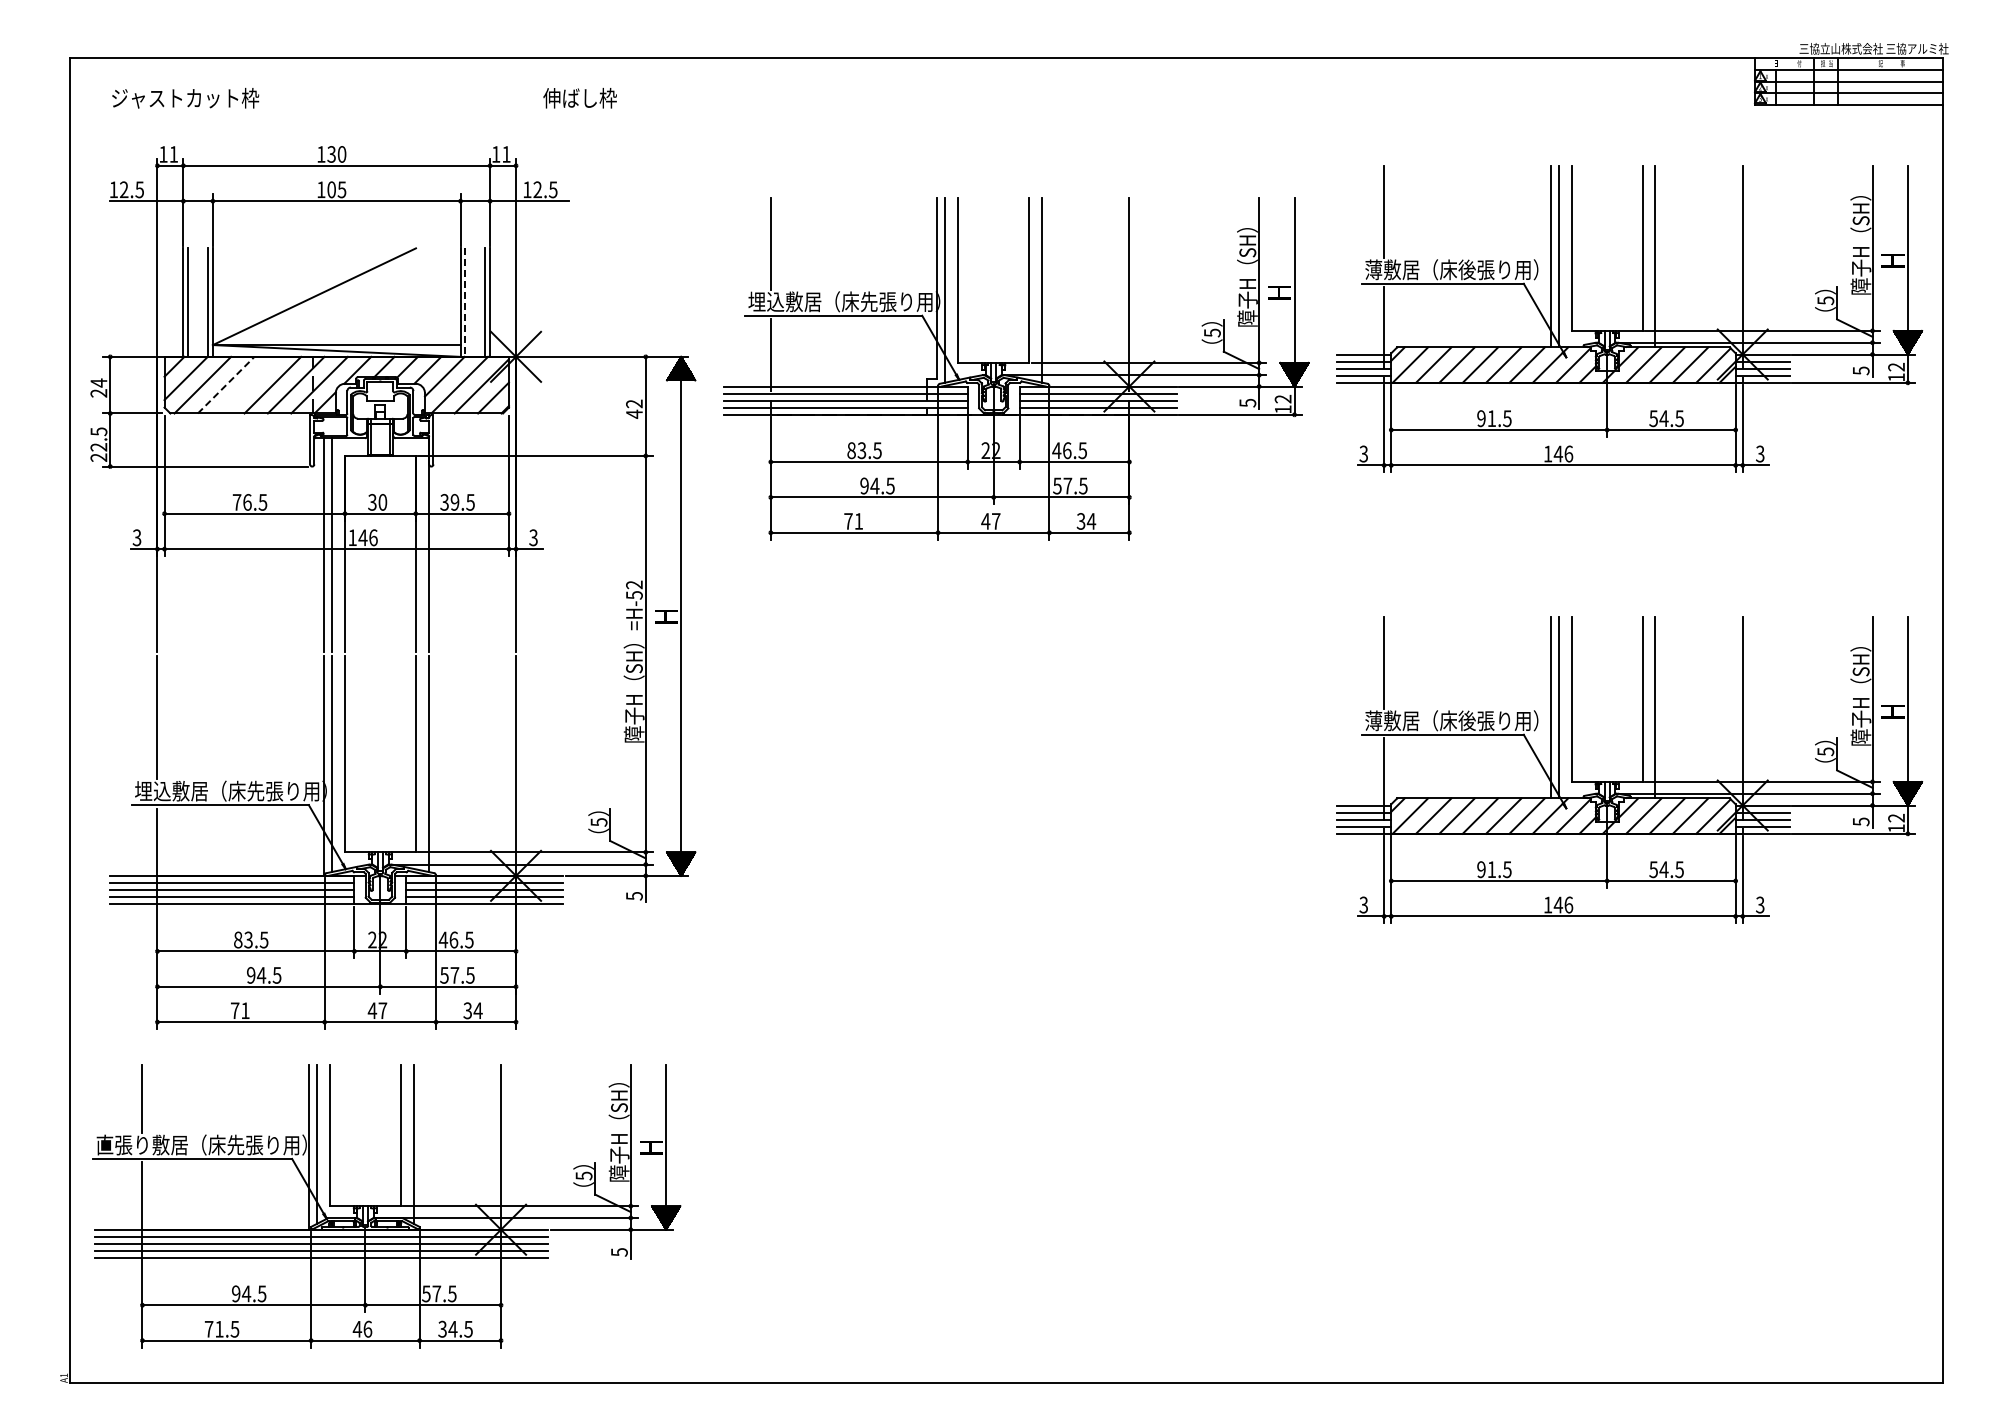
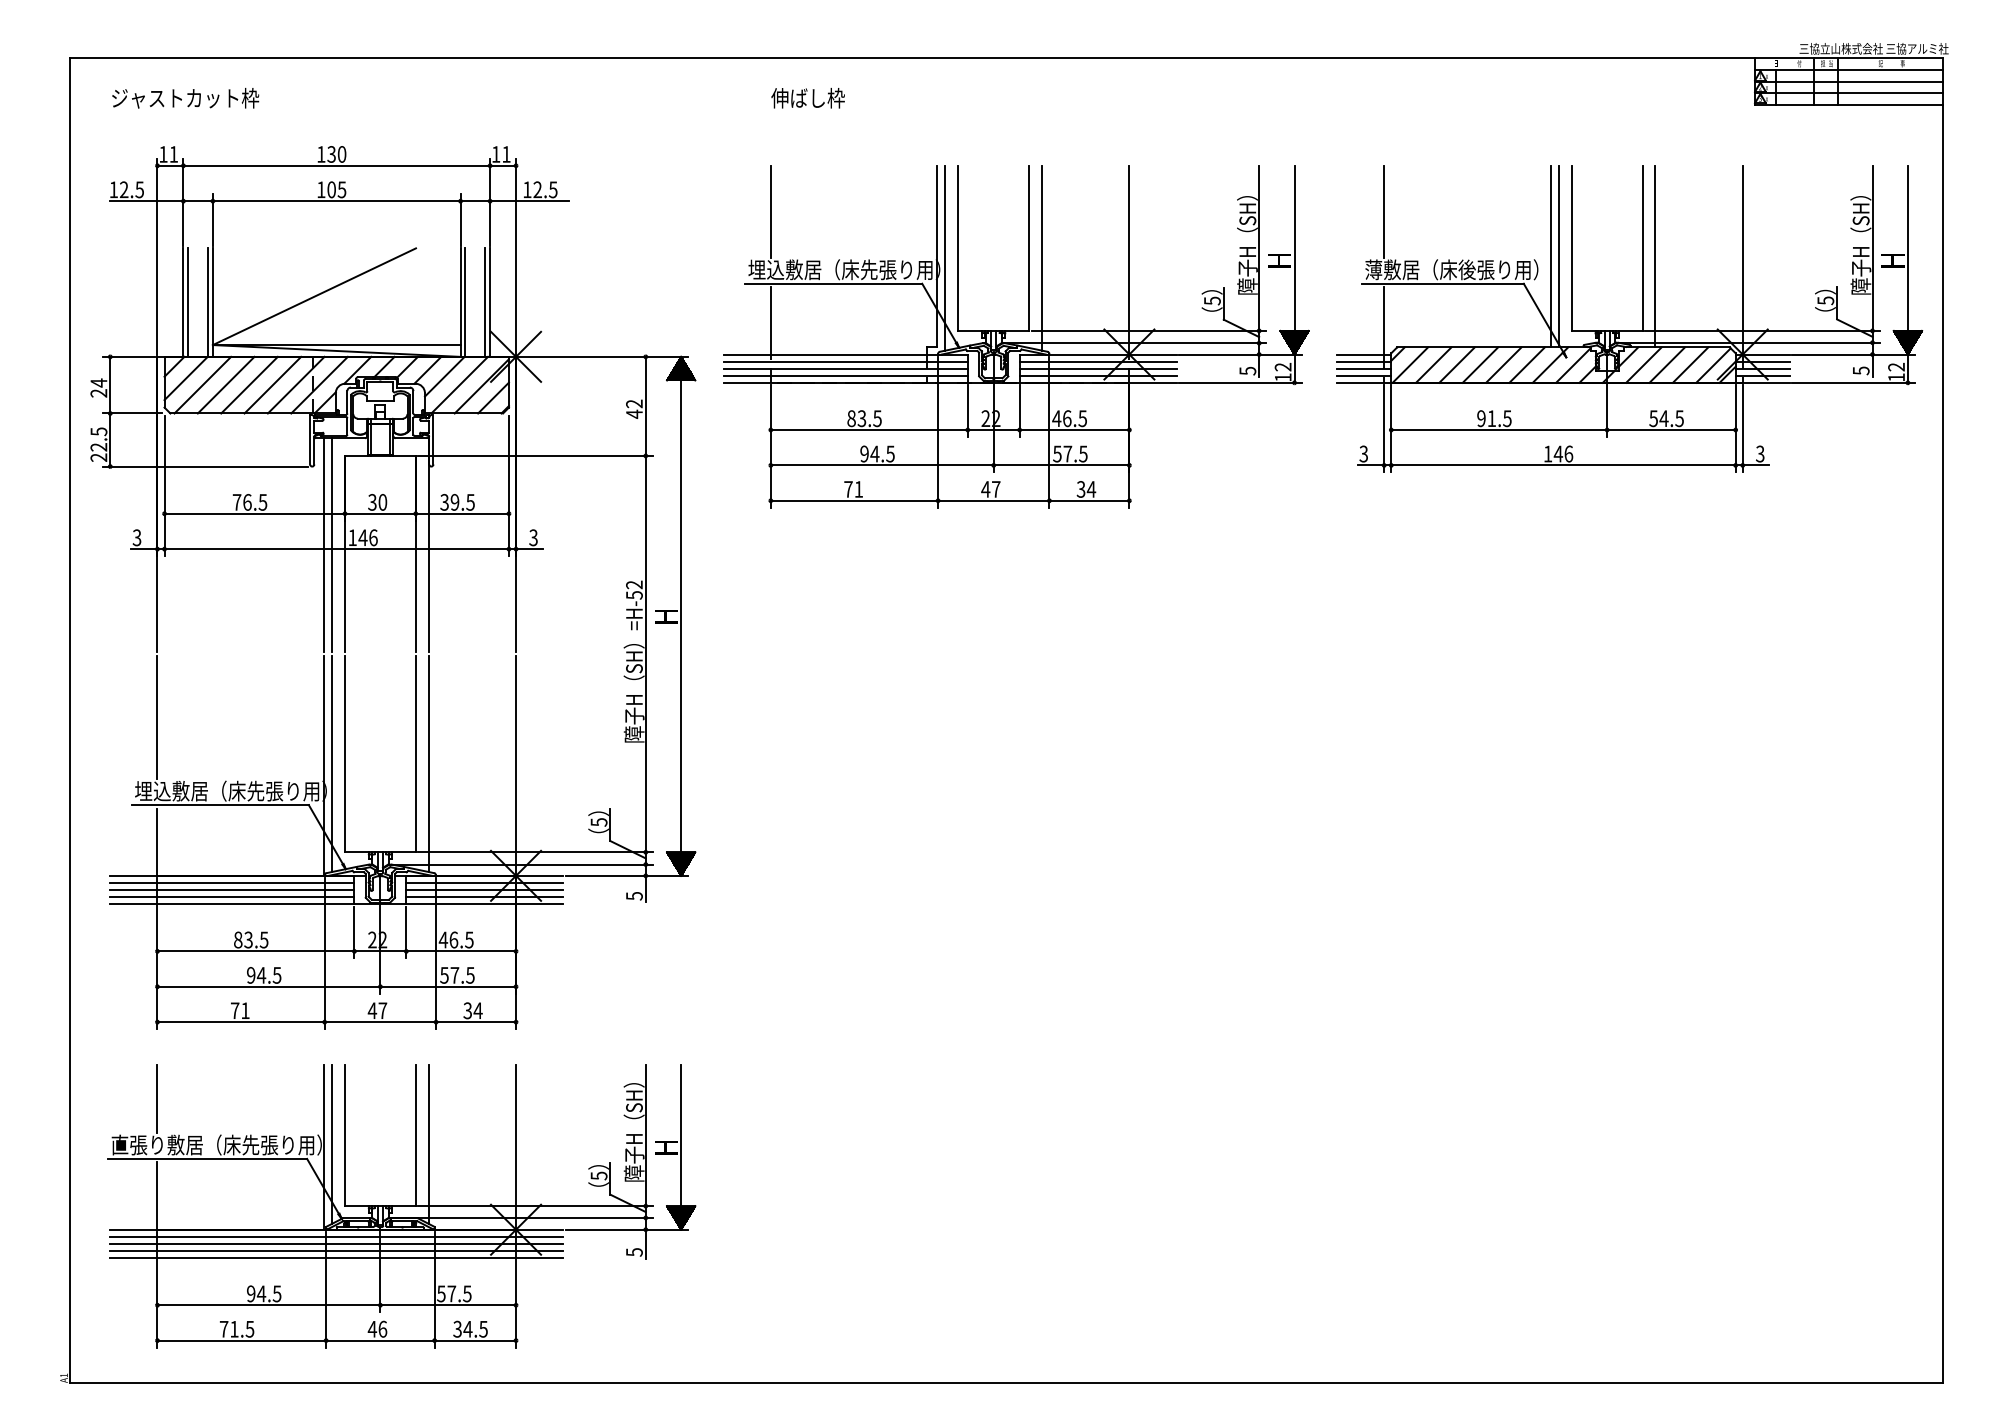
text position: (579, 98) -> (807, 98) (807, 98)
line: dashed -> solid (465, 303)
part position: (1016, 368) -> (1016, 336) (1016, 336)
line: dashed -> solid (226, 384)
line: none -> present (249, 384)
part: present -> none (1629, 781)
part position: (386, 1206) -> (401, 1206) (401, 1206)
